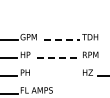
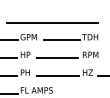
line: none -> present (52, 22)
line: dashed -> solid (62, 40)
line: dashed -> solid (57, 58)
line: none -> present (57, 75)
